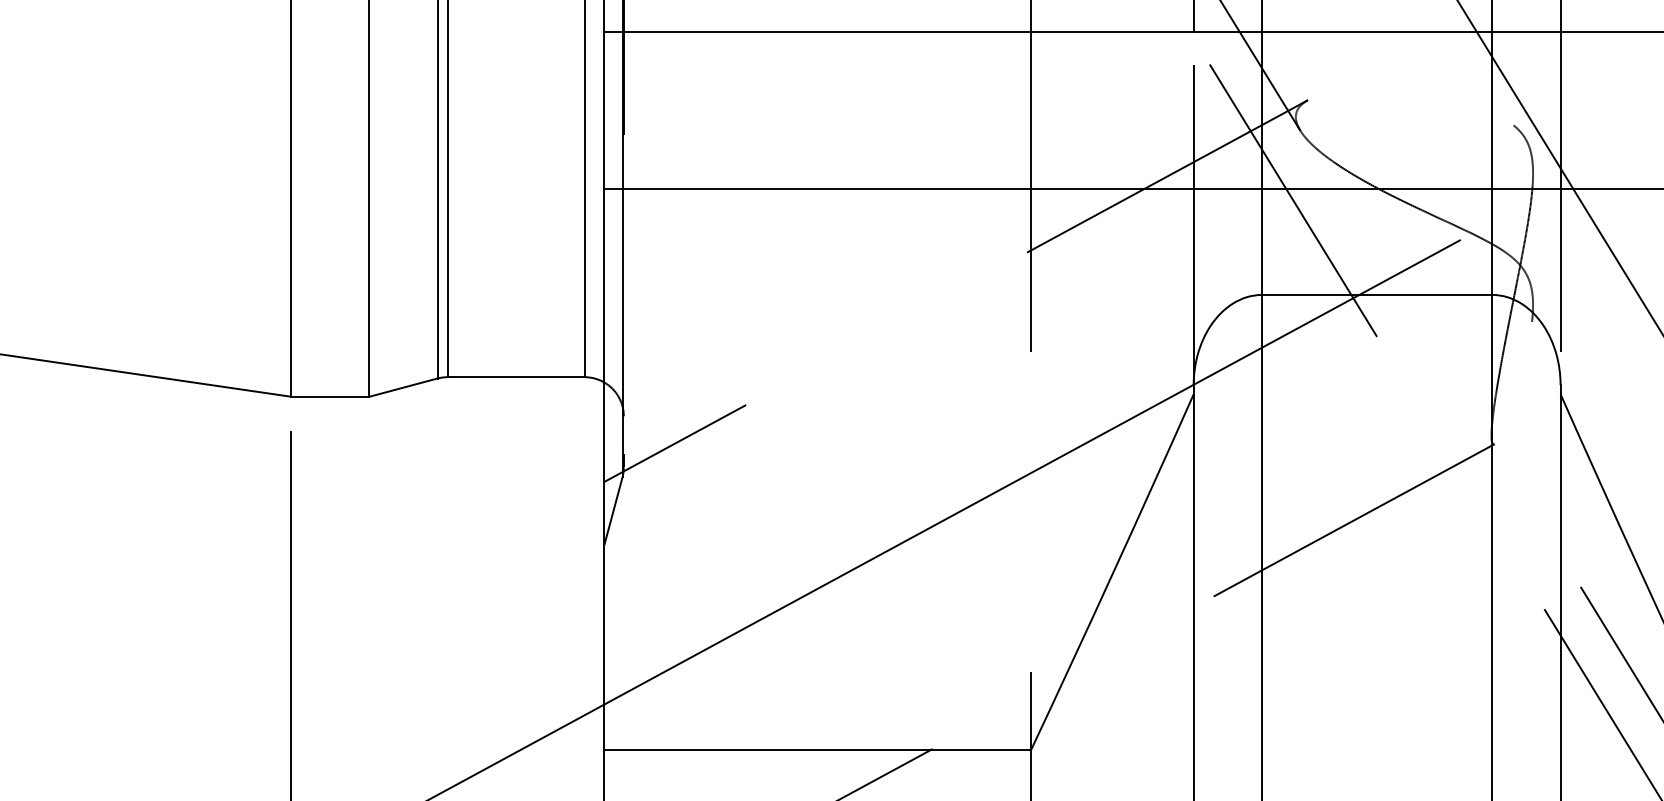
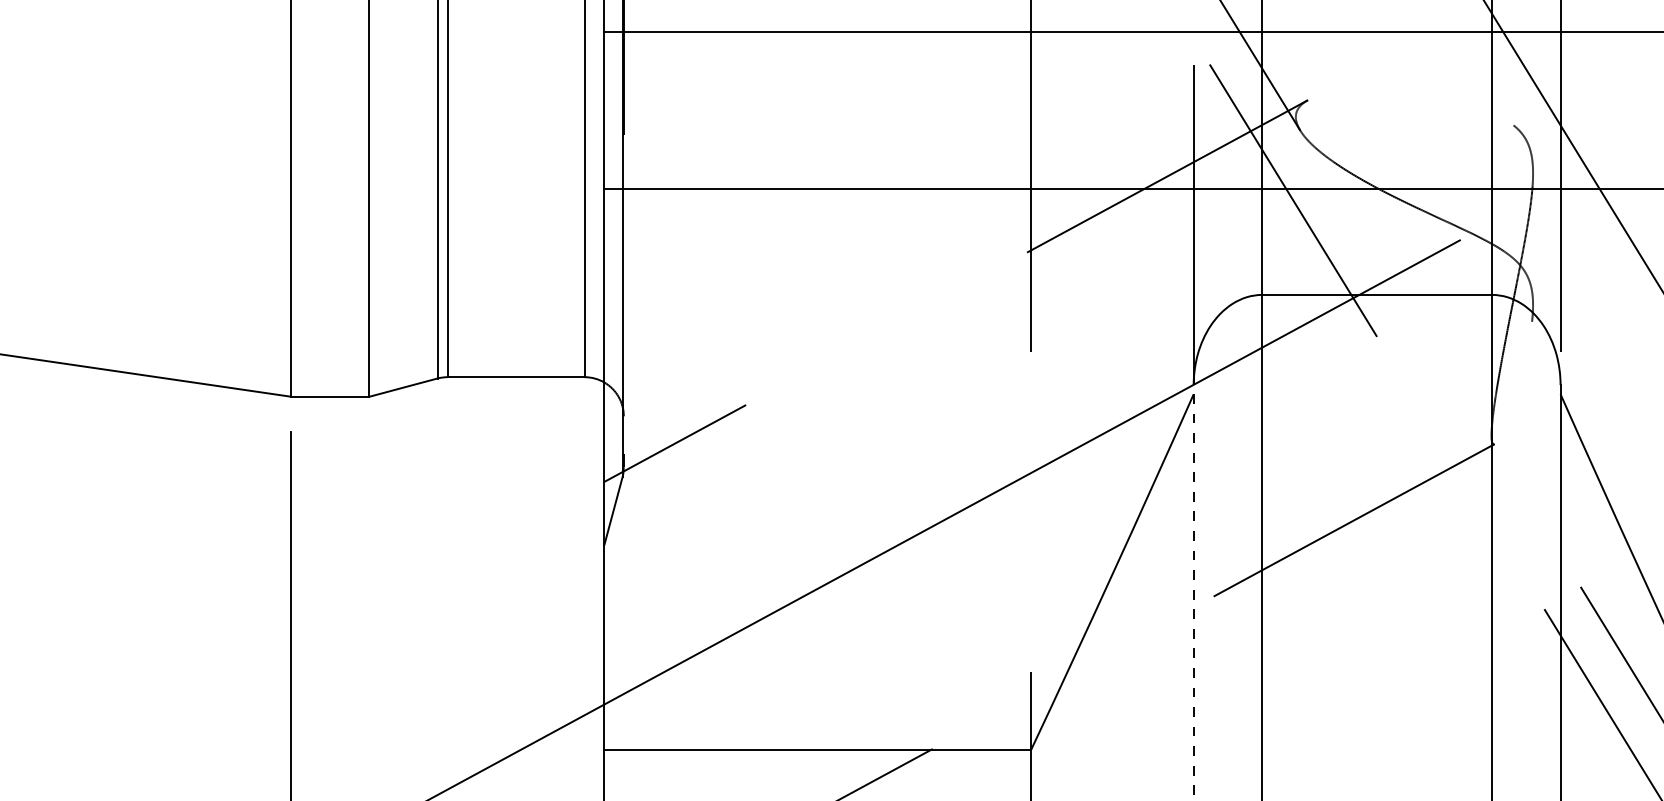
line: present -> none (1193, 17)
line position: (1559, 166) -> (1572, 145) (1572, 145)
line: solid -> dashed (1193, 592)
